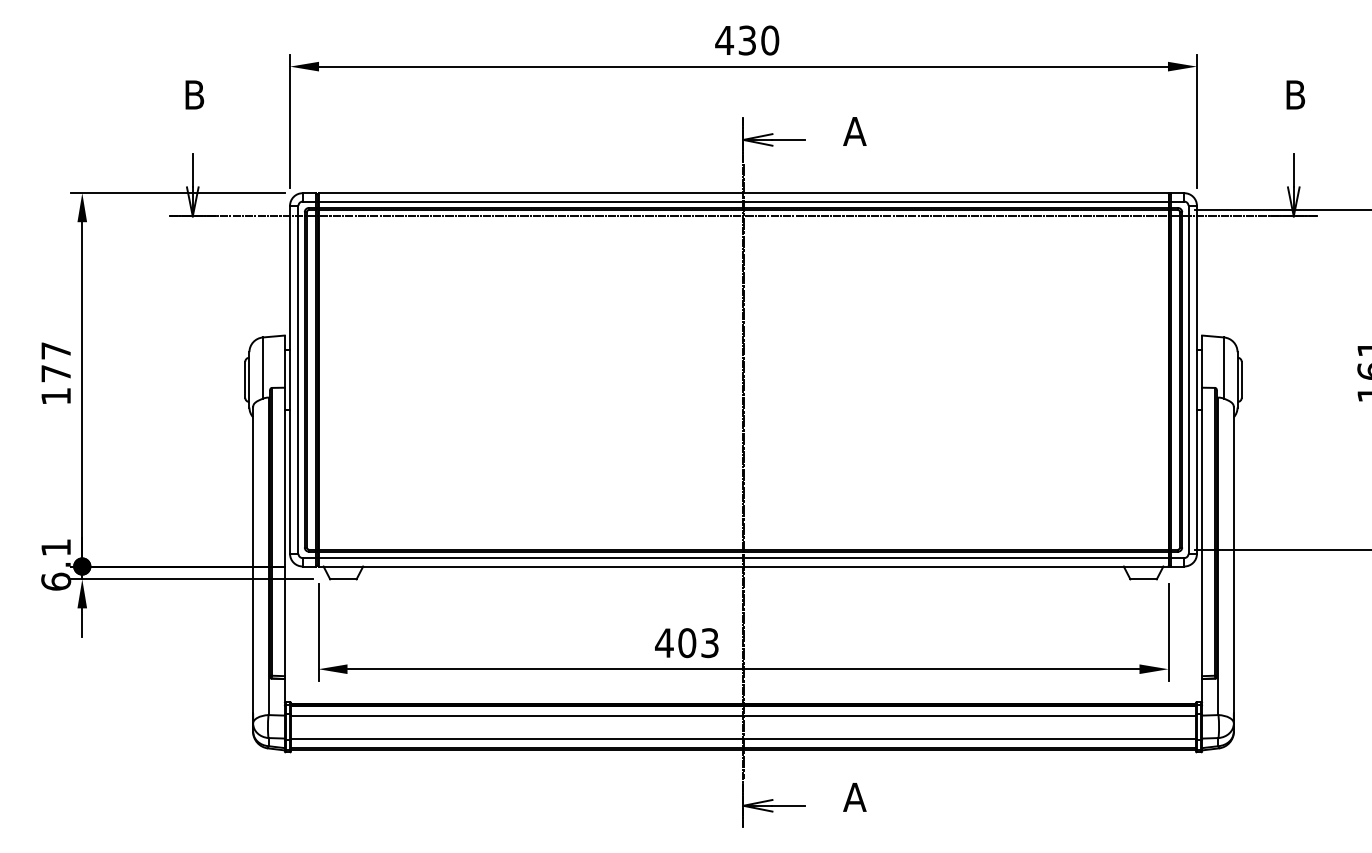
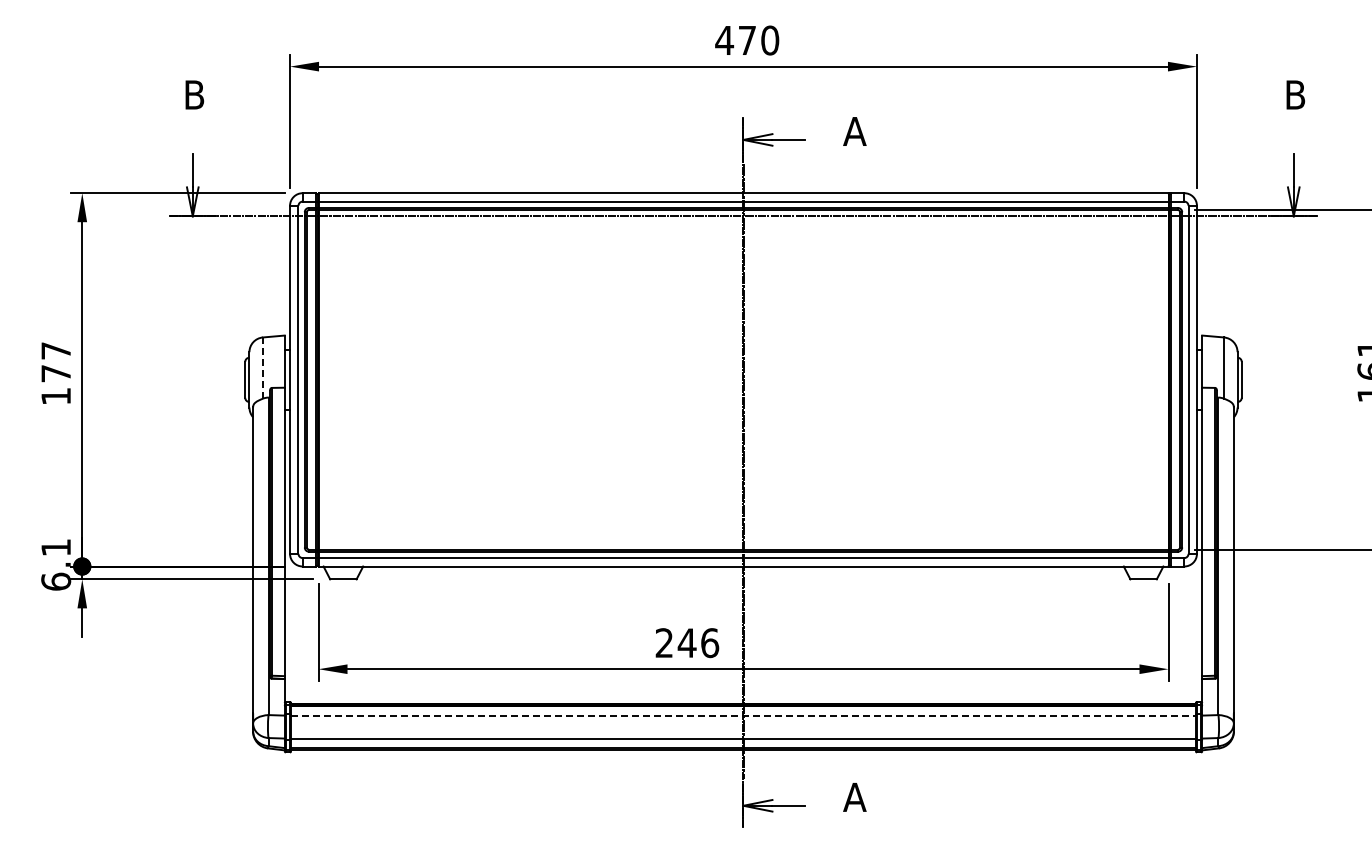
text: 430 -> 470 (746, 40)
line: solid -> dashed (262, 368)
text: 403 -> 246 (687, 643)
line: solid -> dashed (744, 715)
